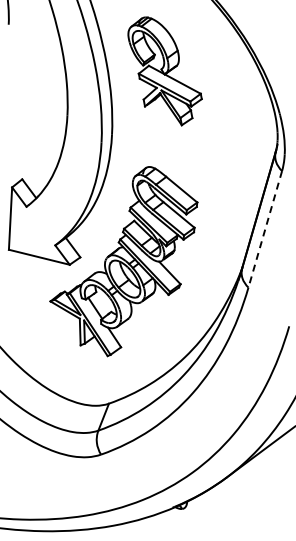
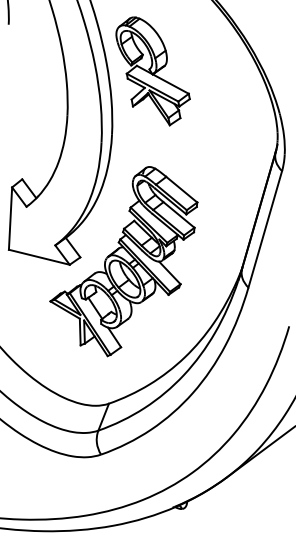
part position: (164, 71) -> (152, 71) (152, 71)
line: dashed -> solid (265, 229)
